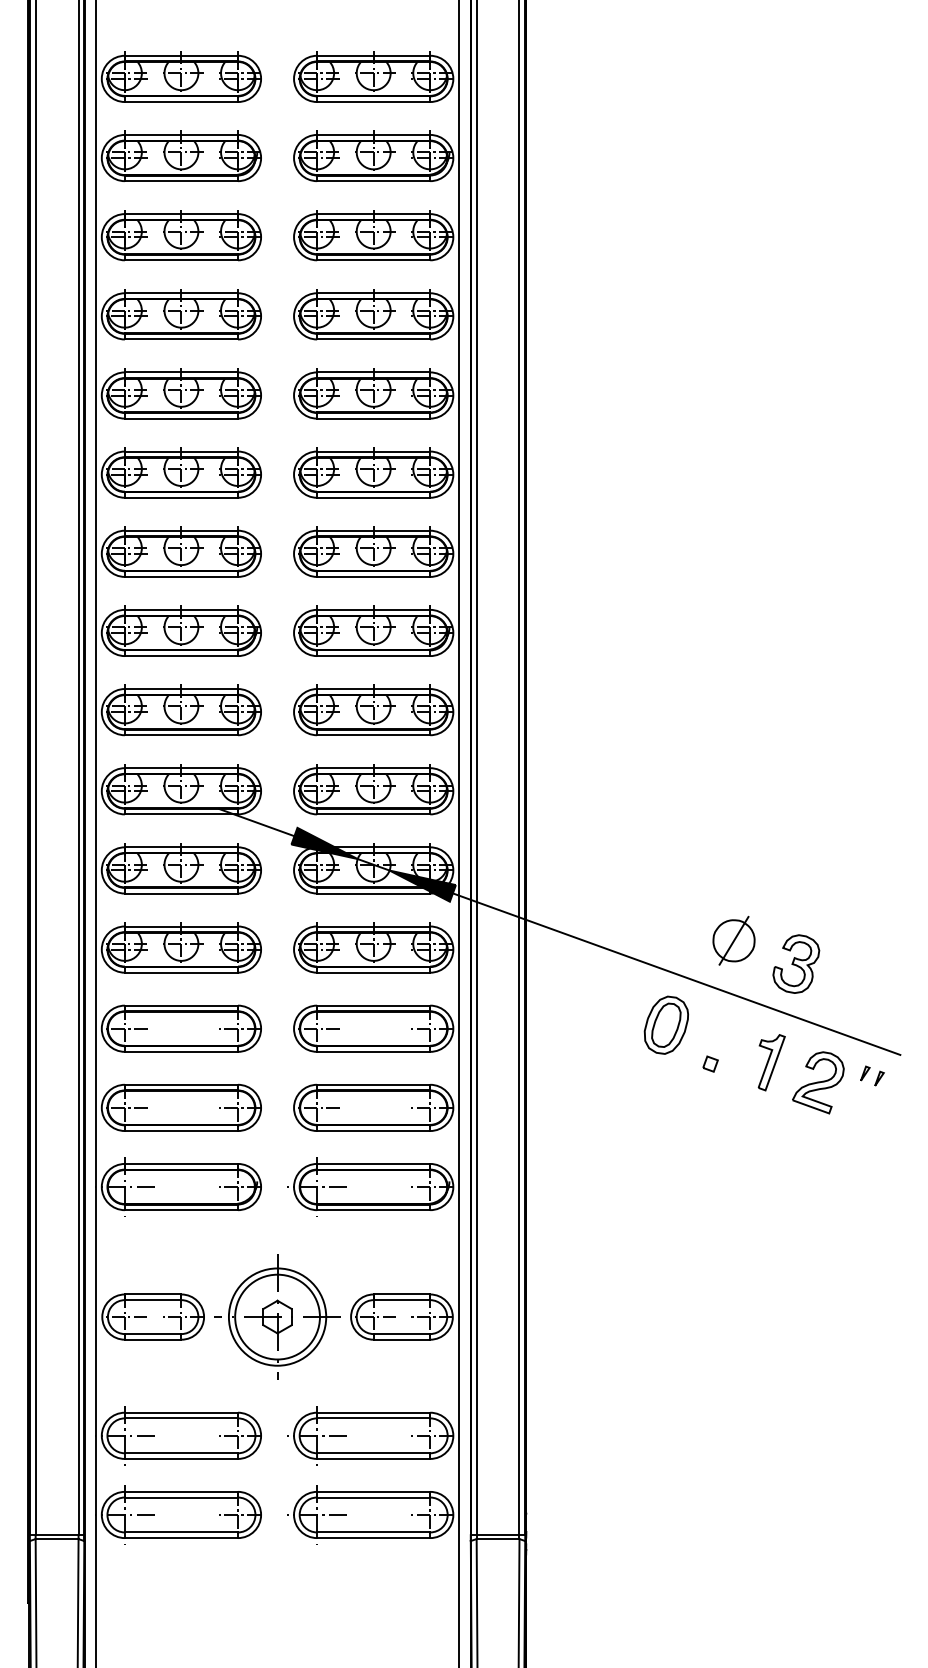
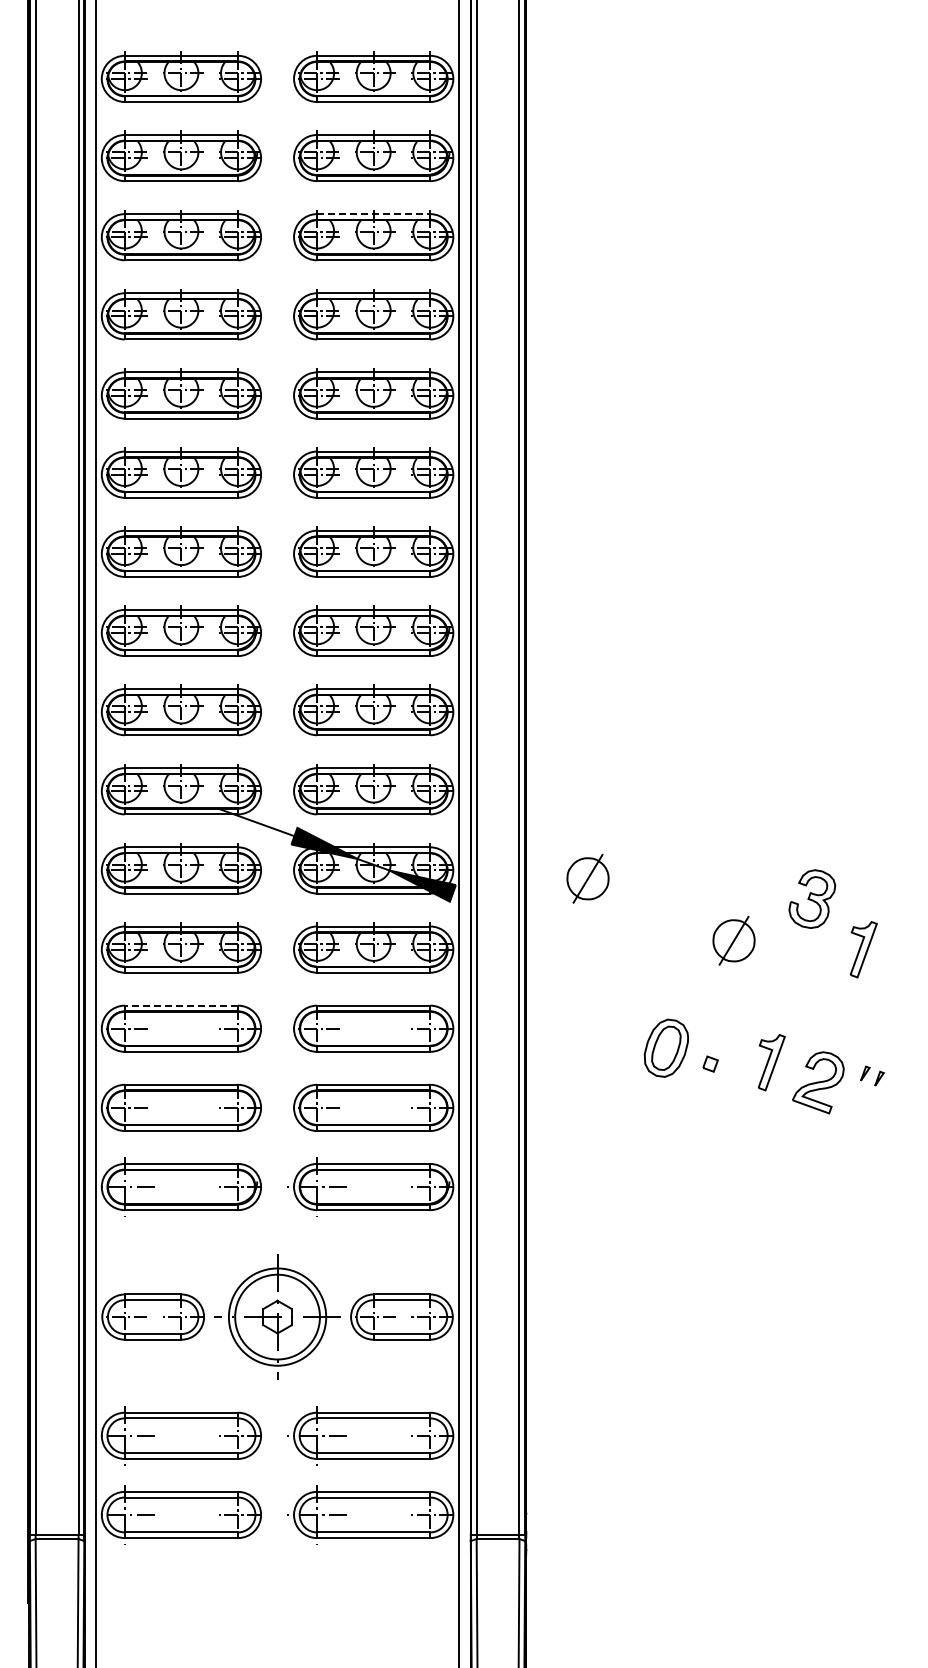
line: solid -> dashed (373, 214)
part: none -> present (587, 878)
part: none -> present (863, 949)
part position: (796, 963) -> (812, 898) (812, 898)
line: present -> none (676, 973)
line: solid -> dashed (181, 1005)
part position: (665, 1024) -> (665, 1047) (665, 1047)
